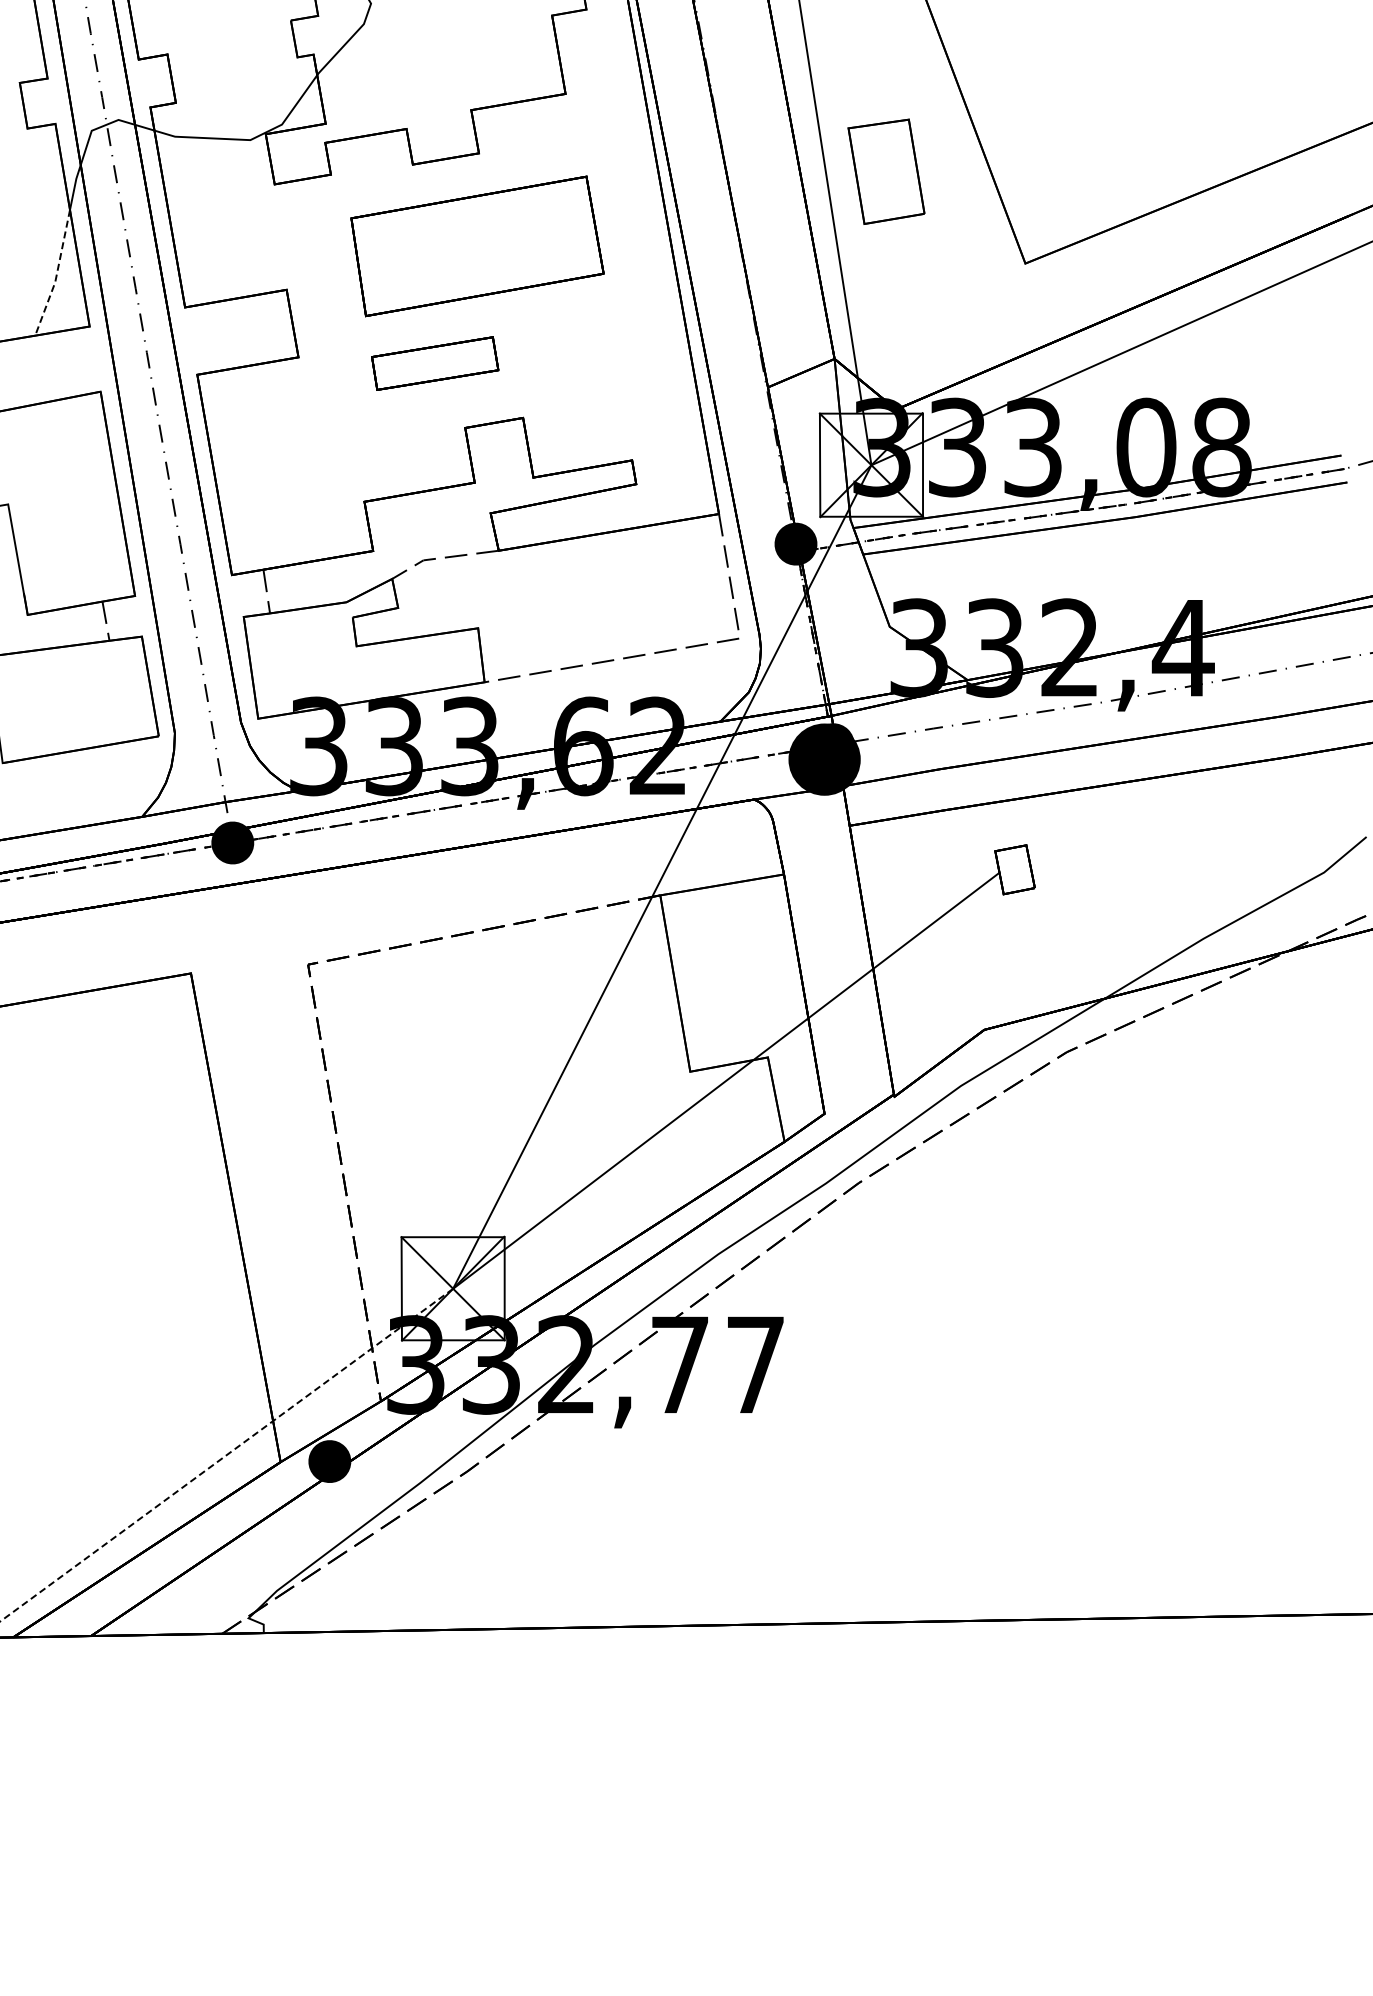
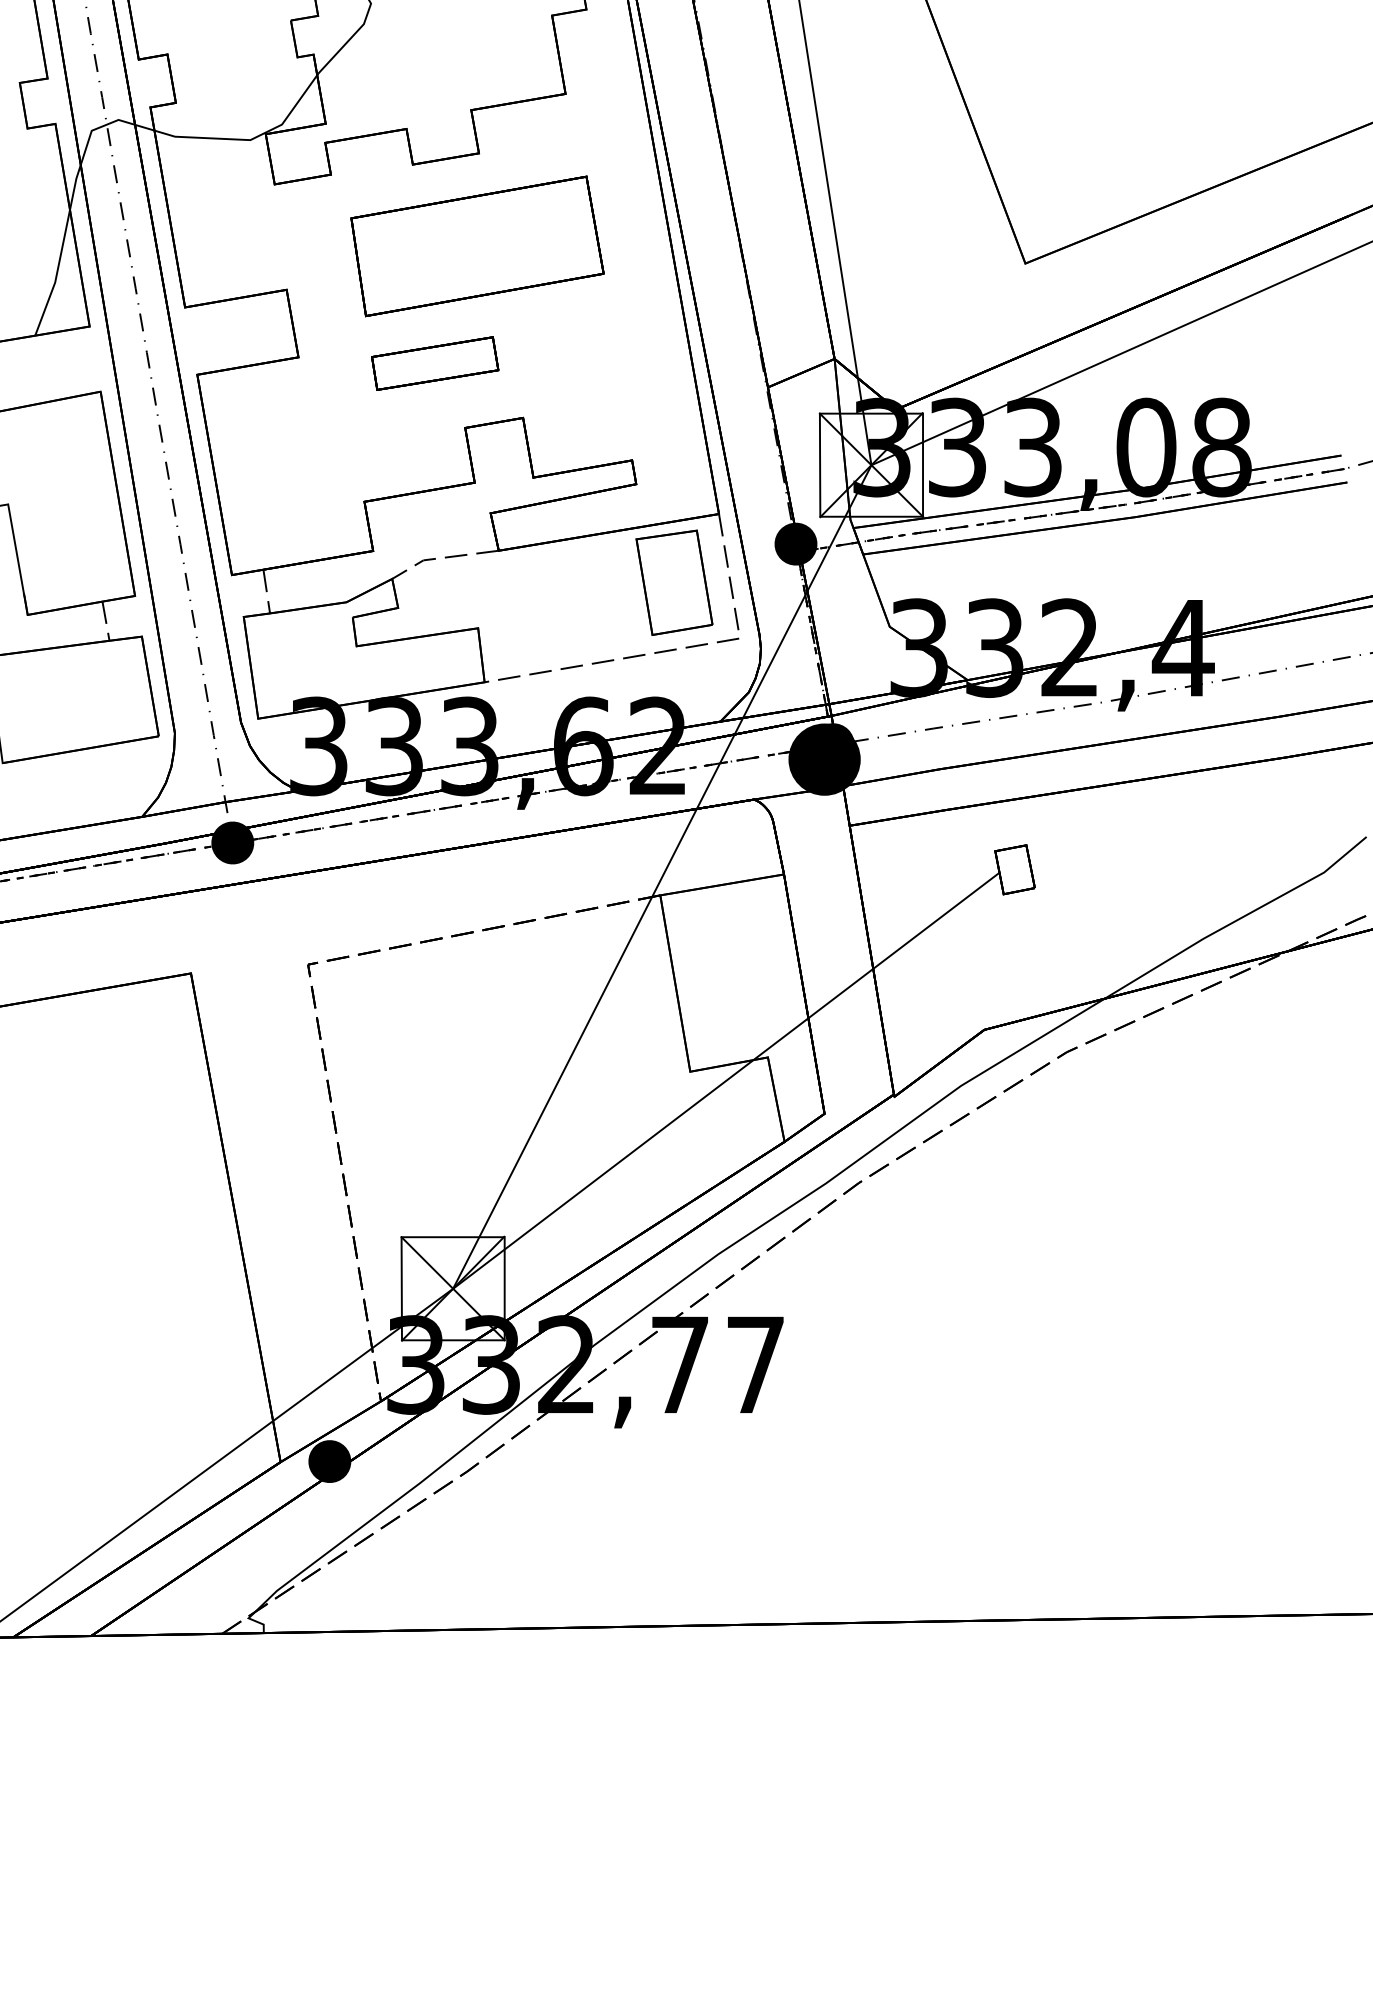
part position: (886, 171) -> (674, 582) (674, 582)
line: dashed -> solid (56, 274)
line: dashed -> solid (226, 1455)
